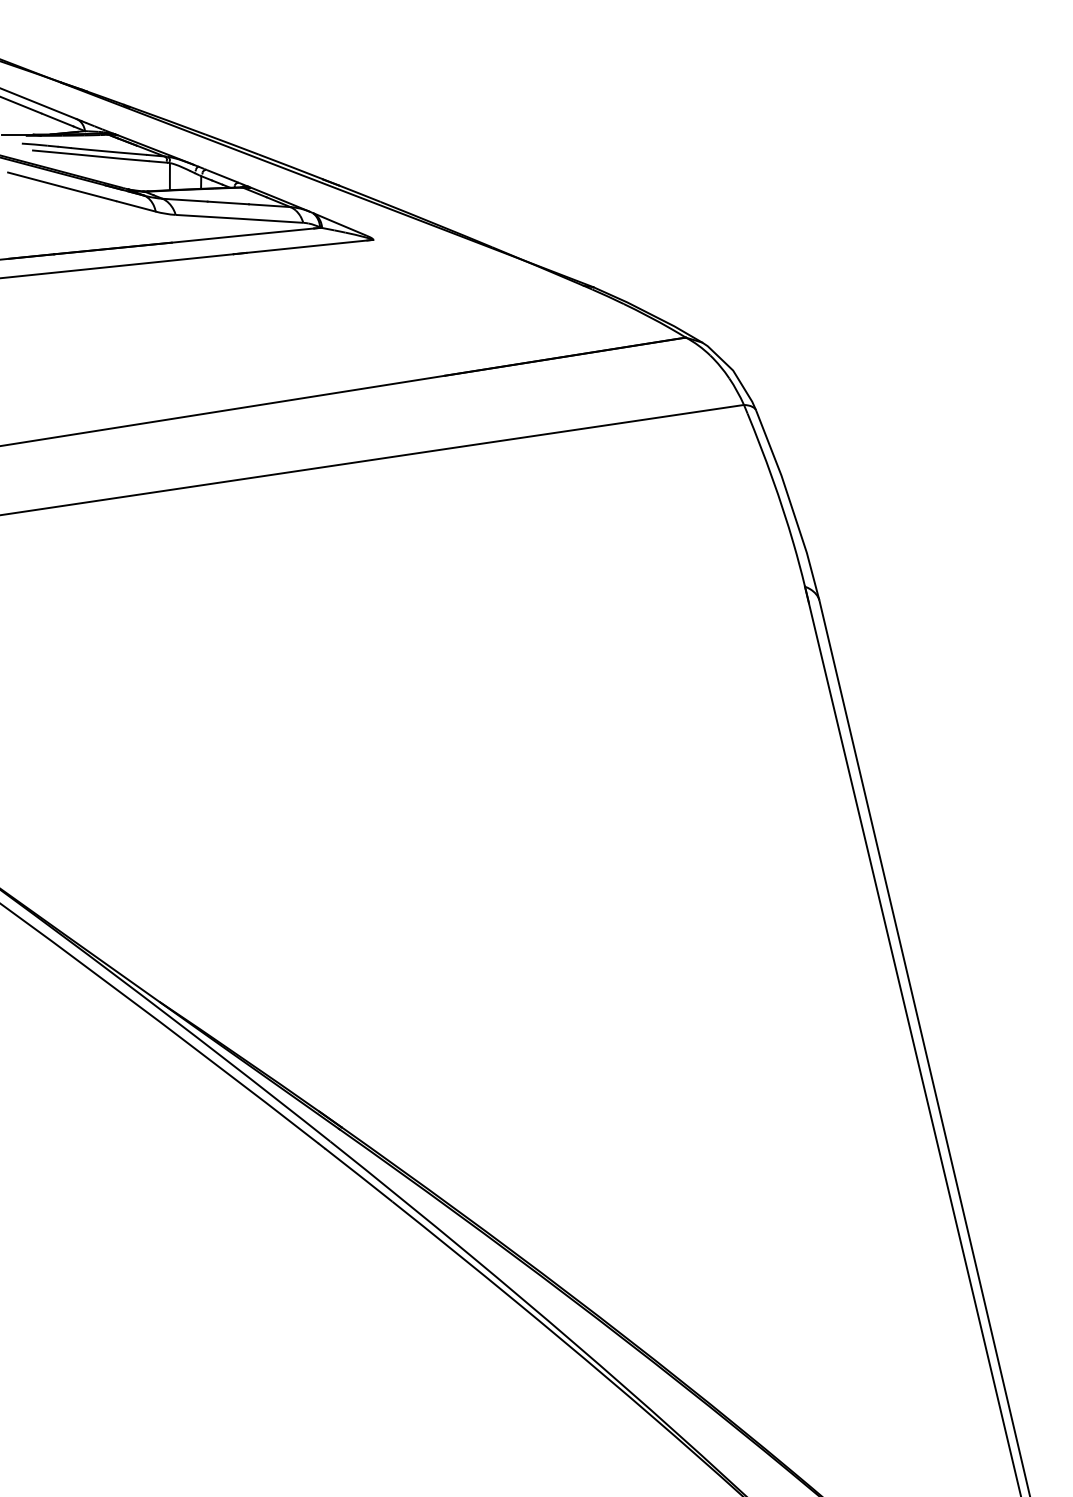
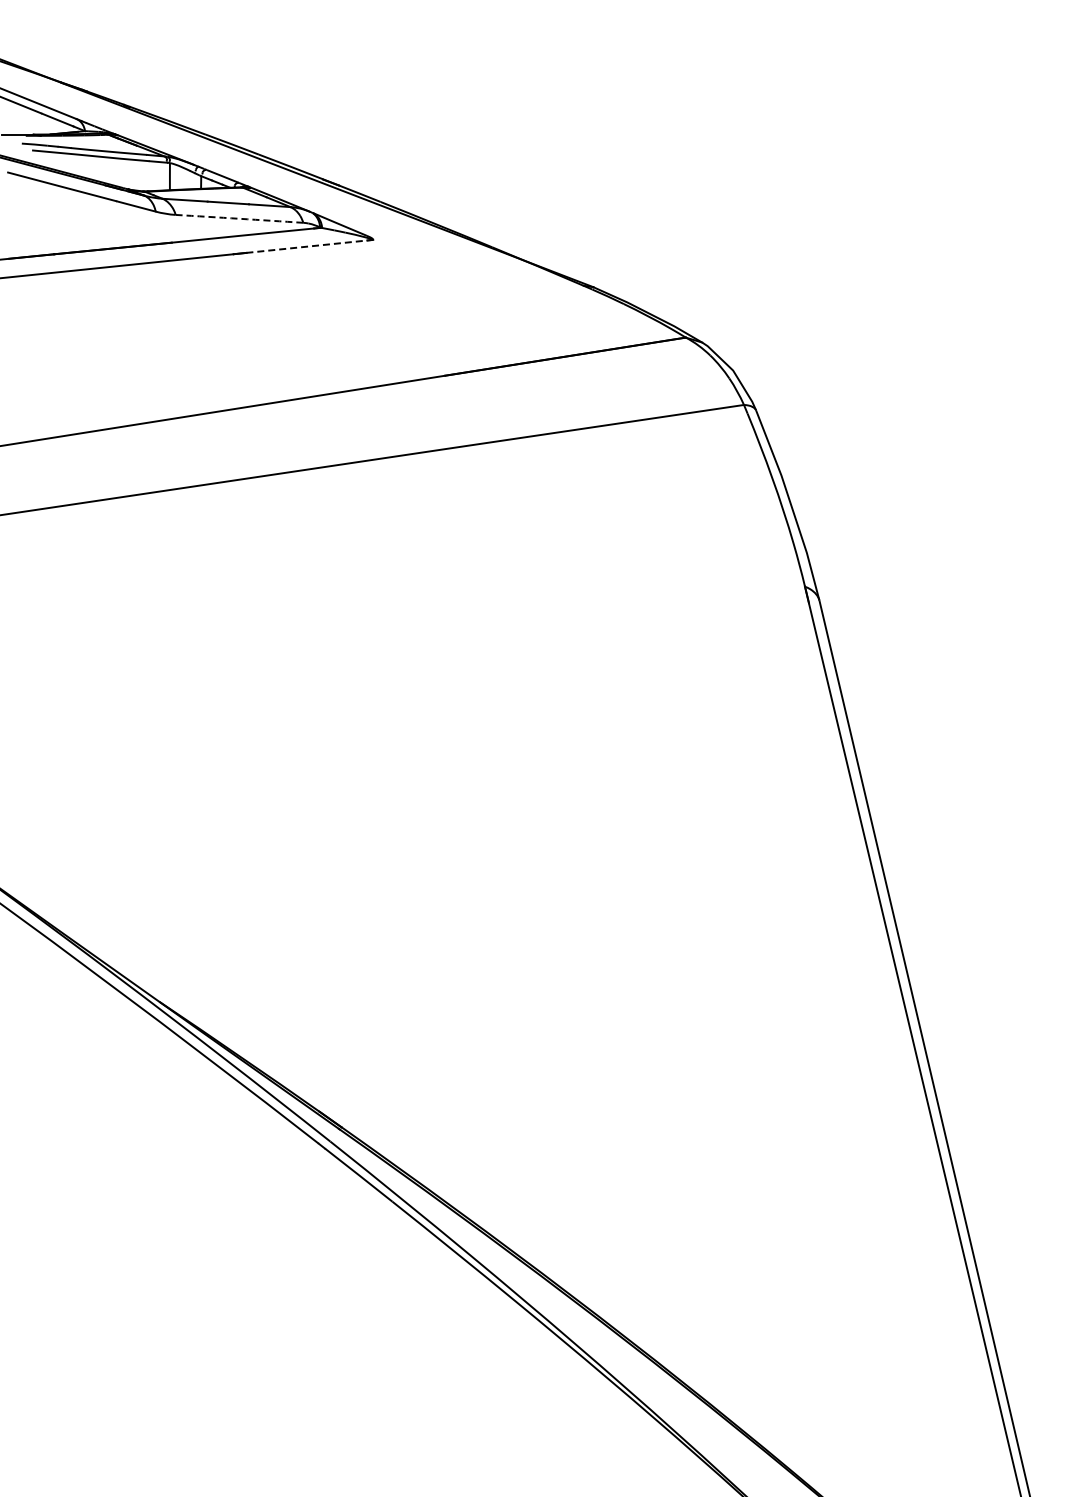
arc: solid -> dashed (239, 218)
line: solid -> dashed (309, 246)
